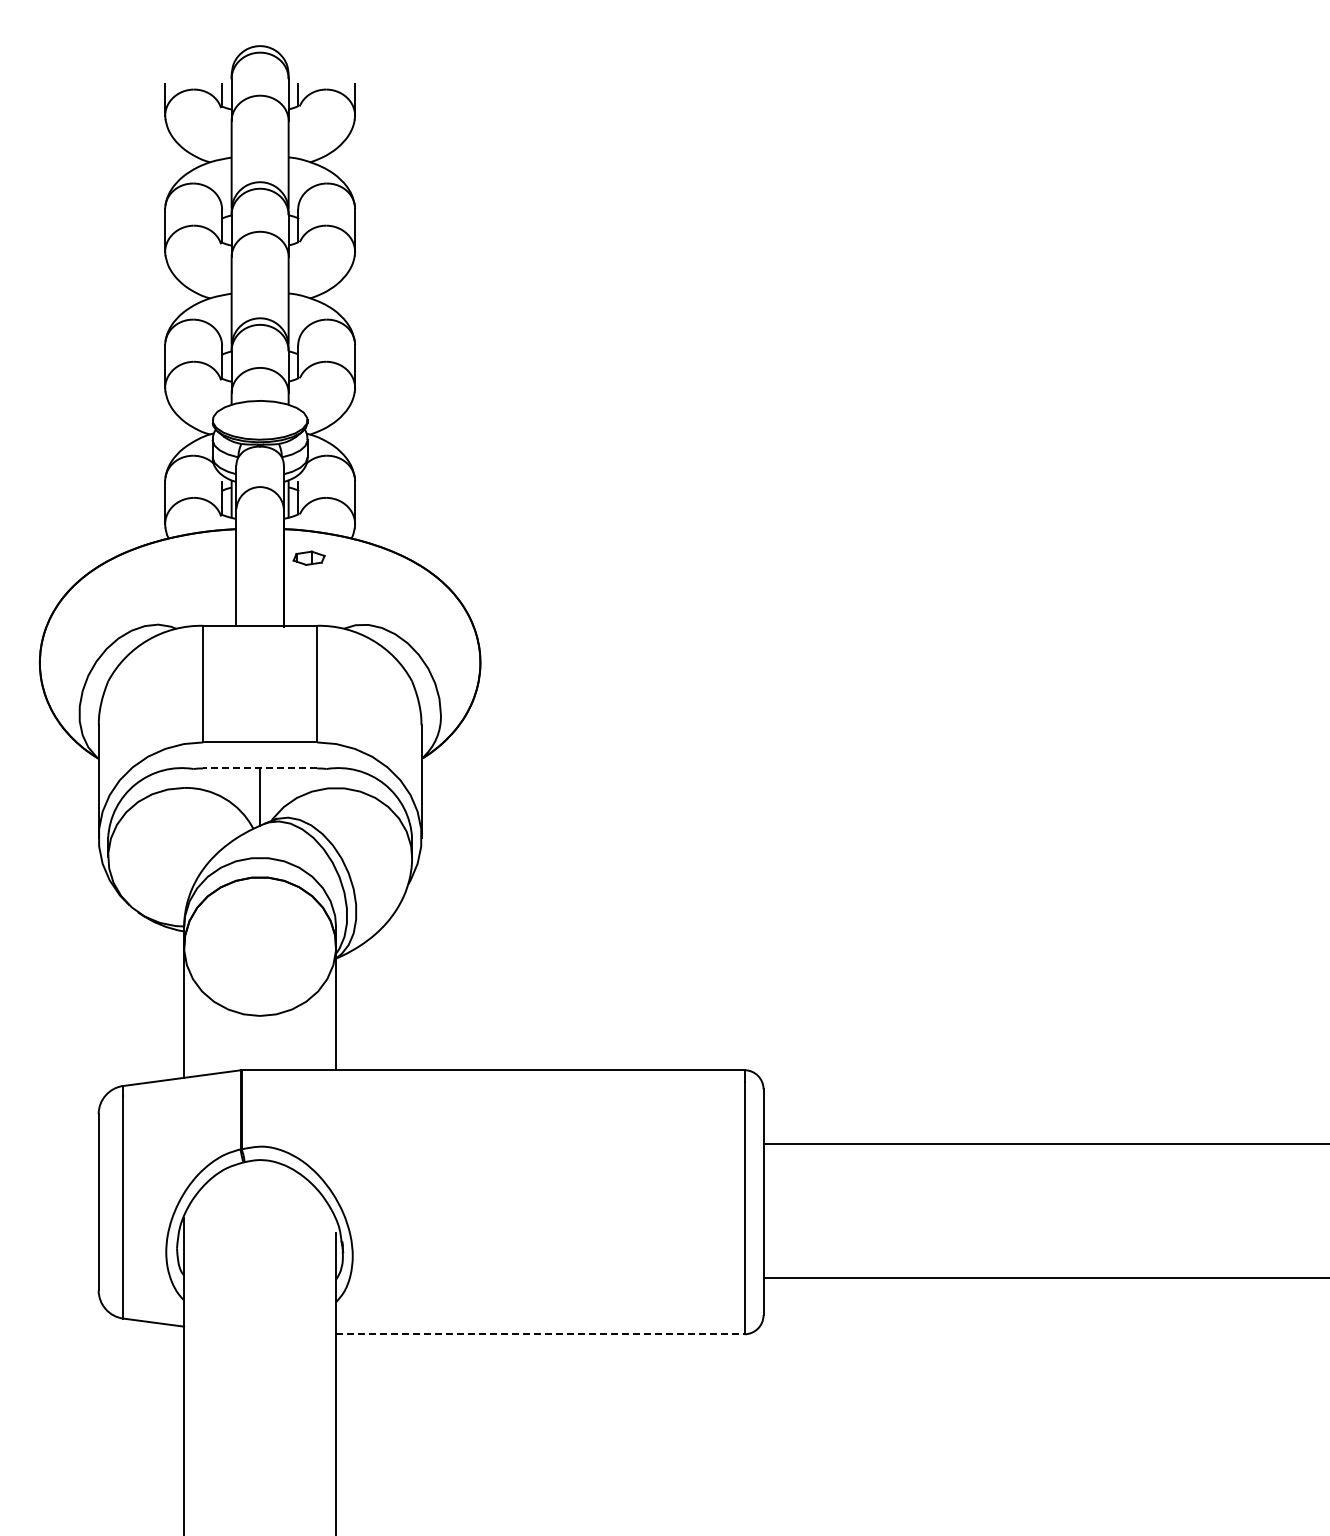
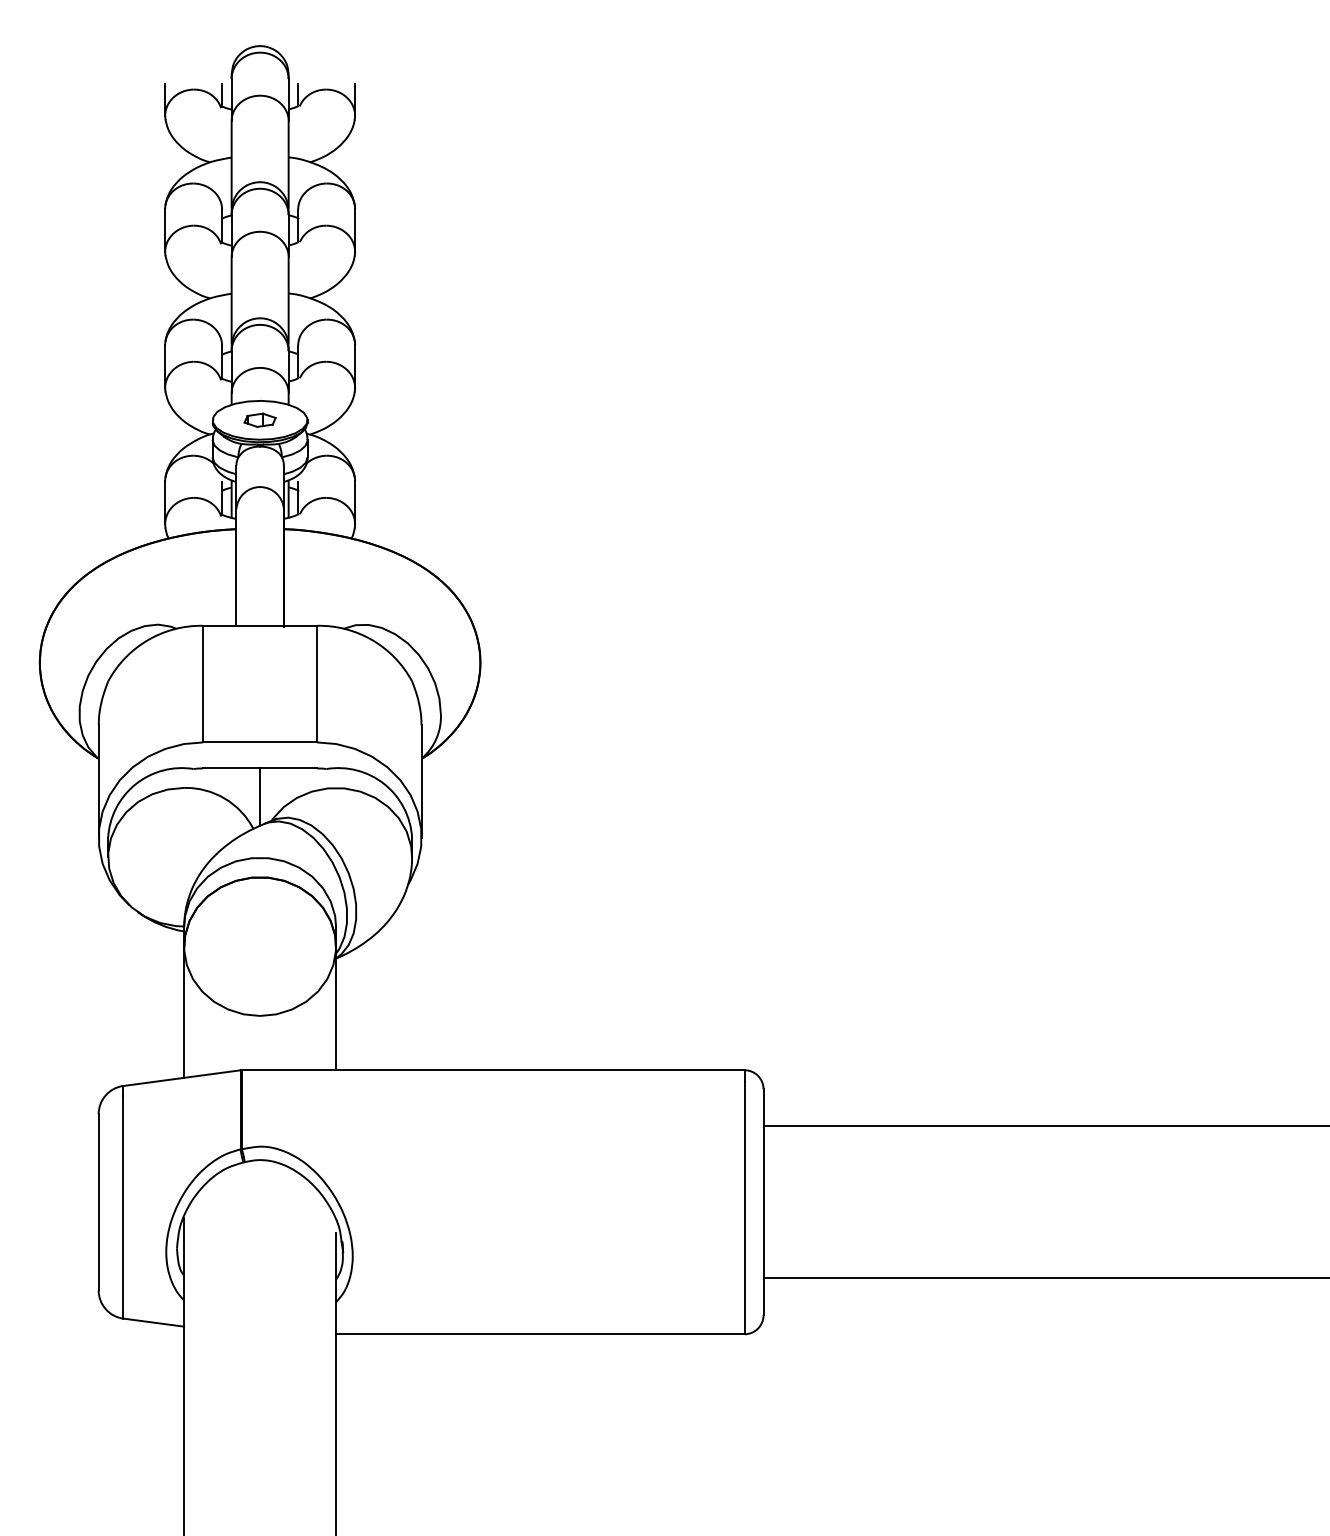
part position: (308, 557) -> (259, 419) (259, 419)
line: dashed -> solid (260, 768)
line position: (1044, 1144) -> (1044, 1126) (1044, 1126)
line: dashed -> solid (540, 1334)
